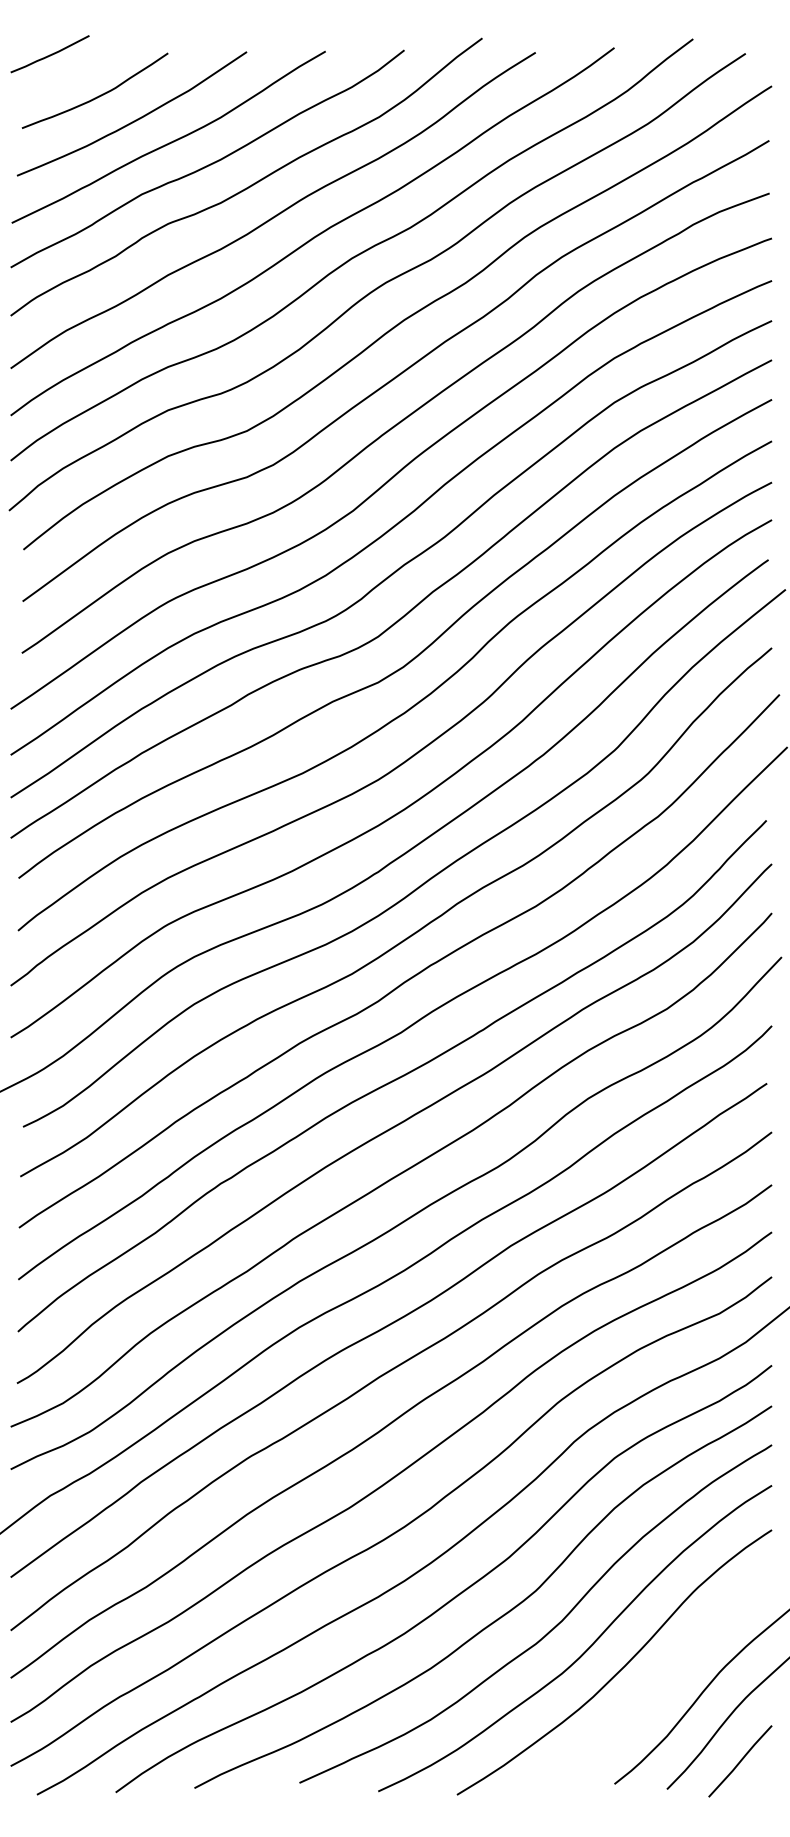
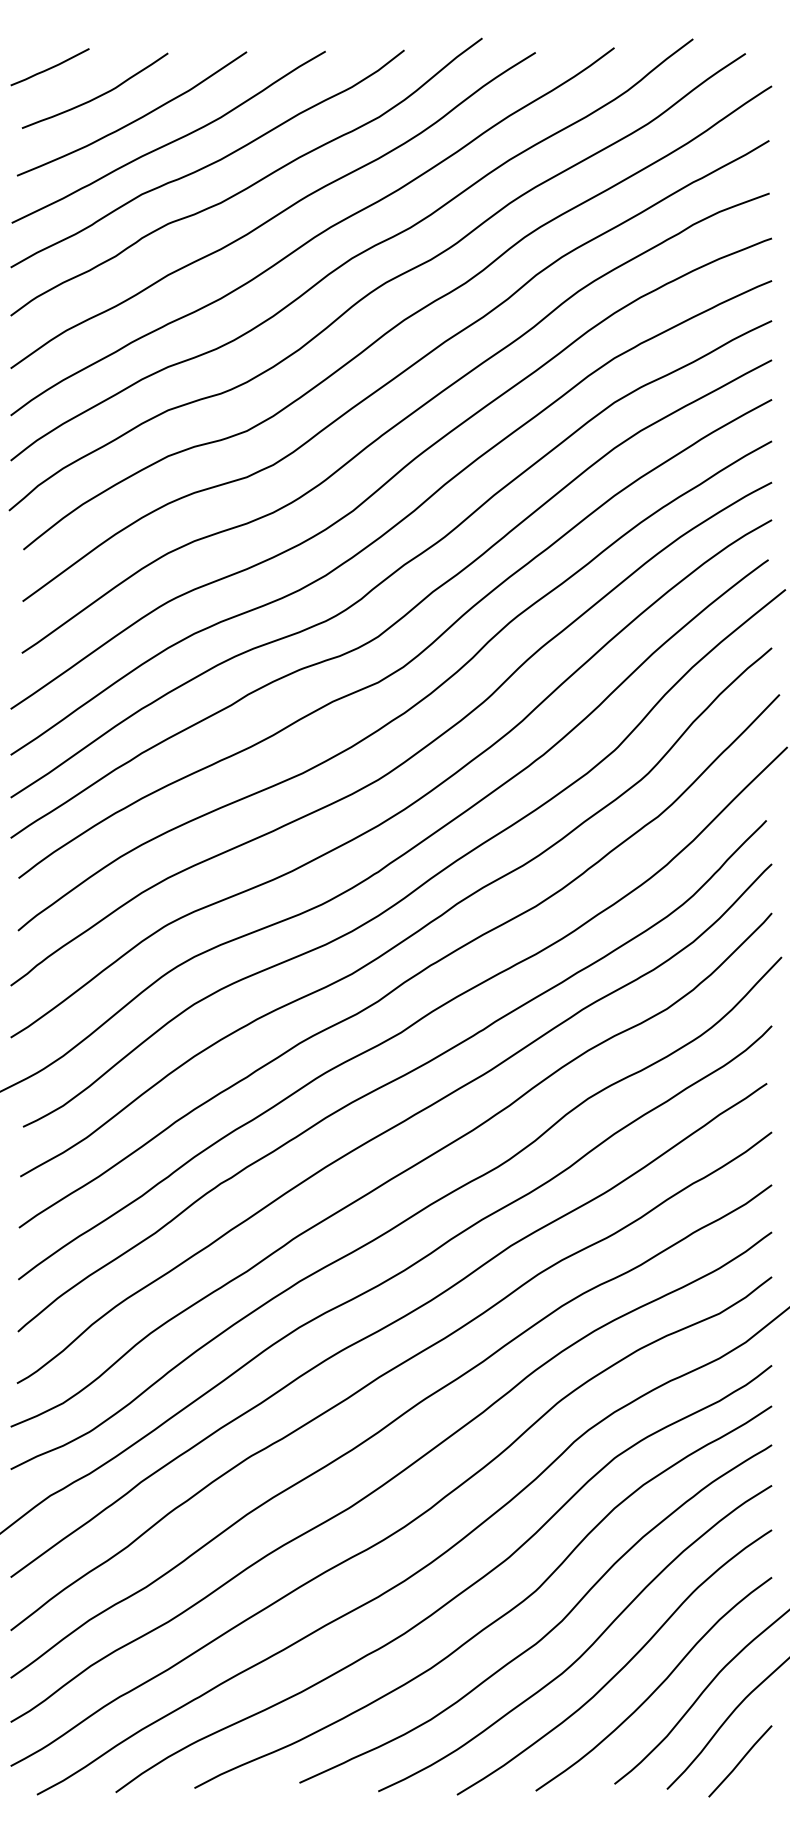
curve position: (49, 54) -> (49, 67) (49, 67)
curve: none -> present (656, 1687)
